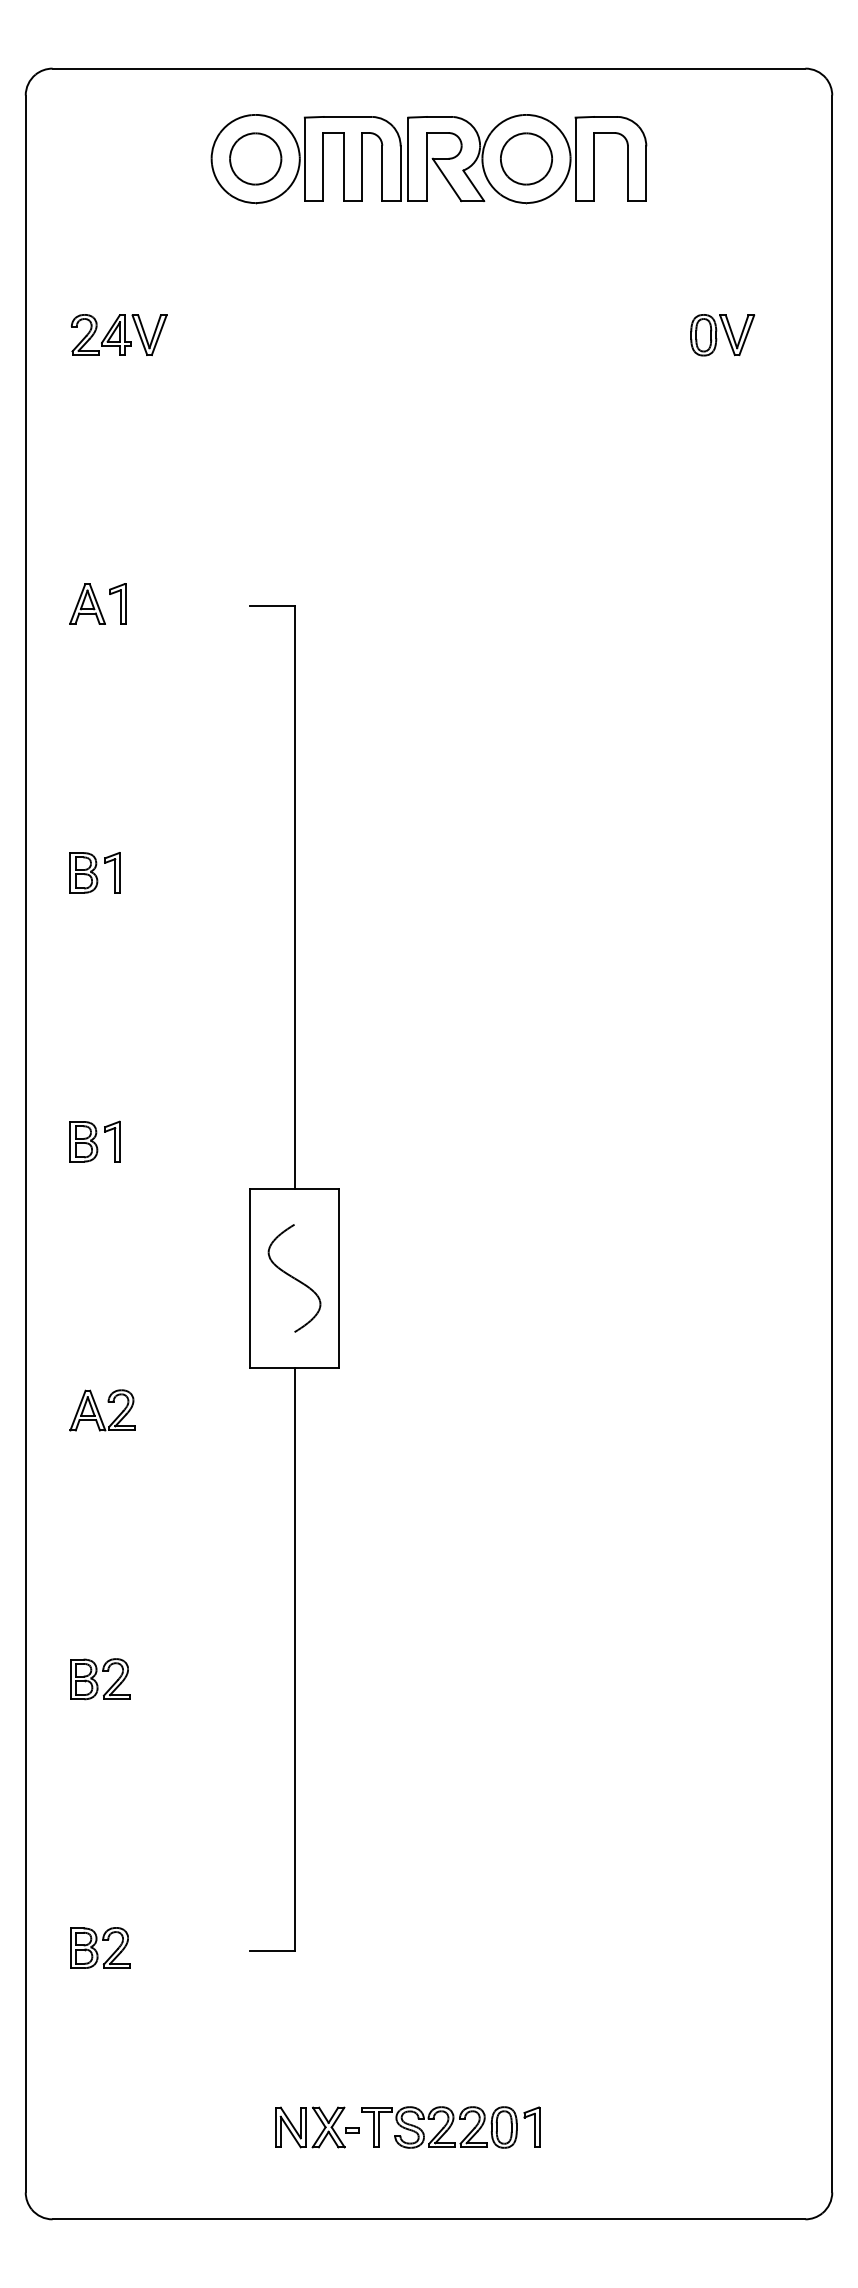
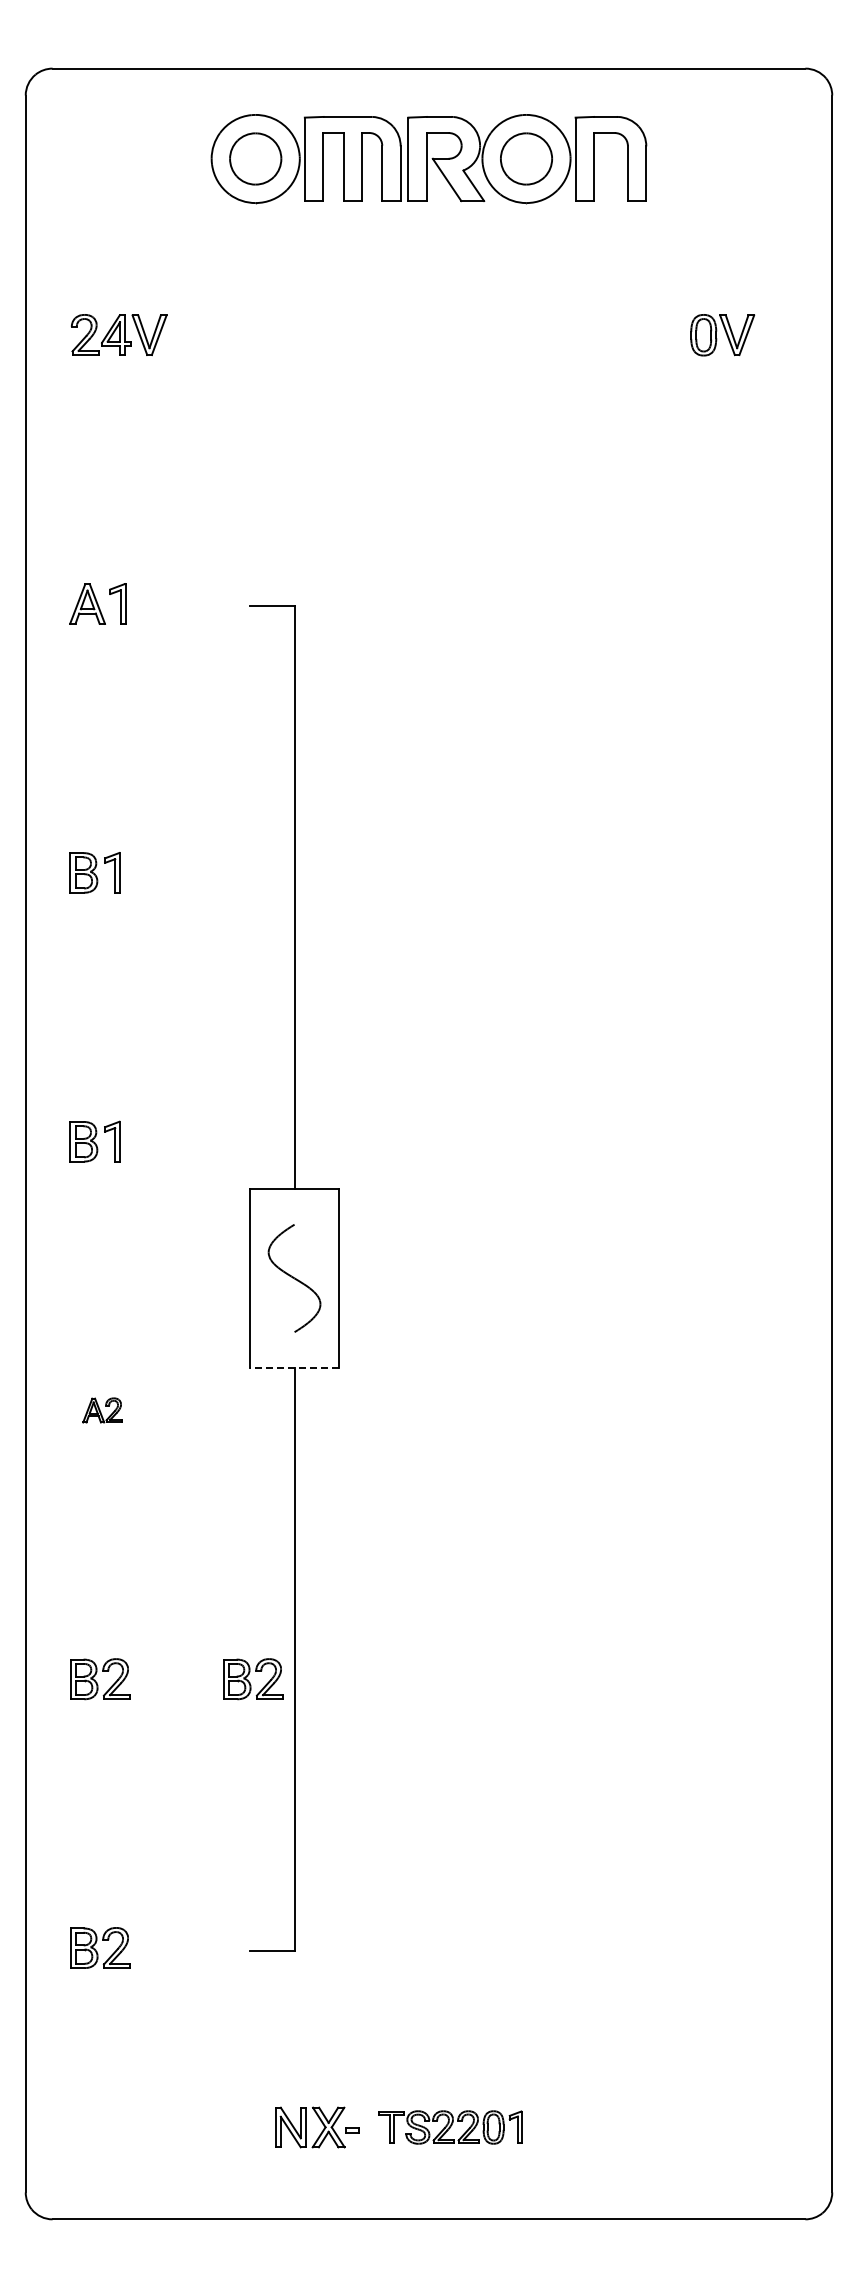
line: solid -> dashed (294, 1368)
part size: 67x43 px -> 41x27 px (102, 1410)
part: none -> present (253, 1679)
part size: 180x43 px -> 145x35 px (450, 2127)
